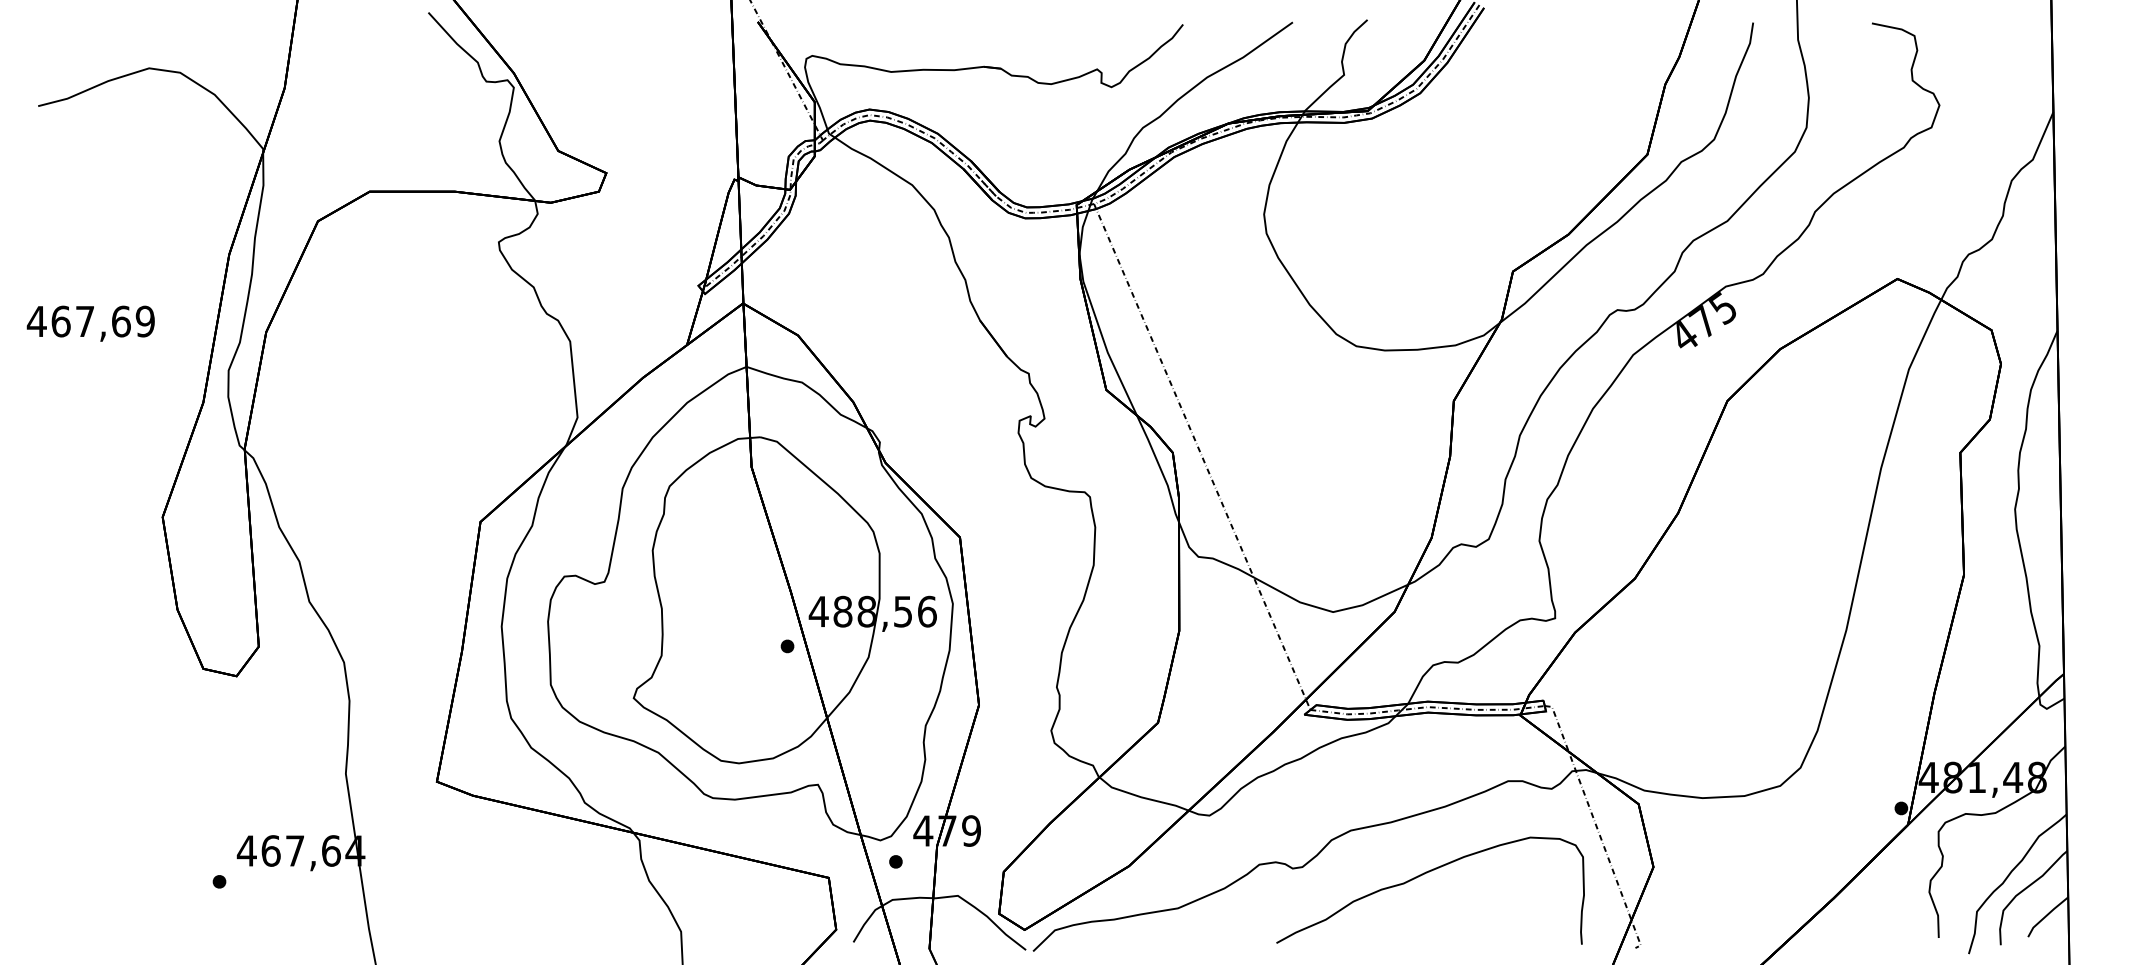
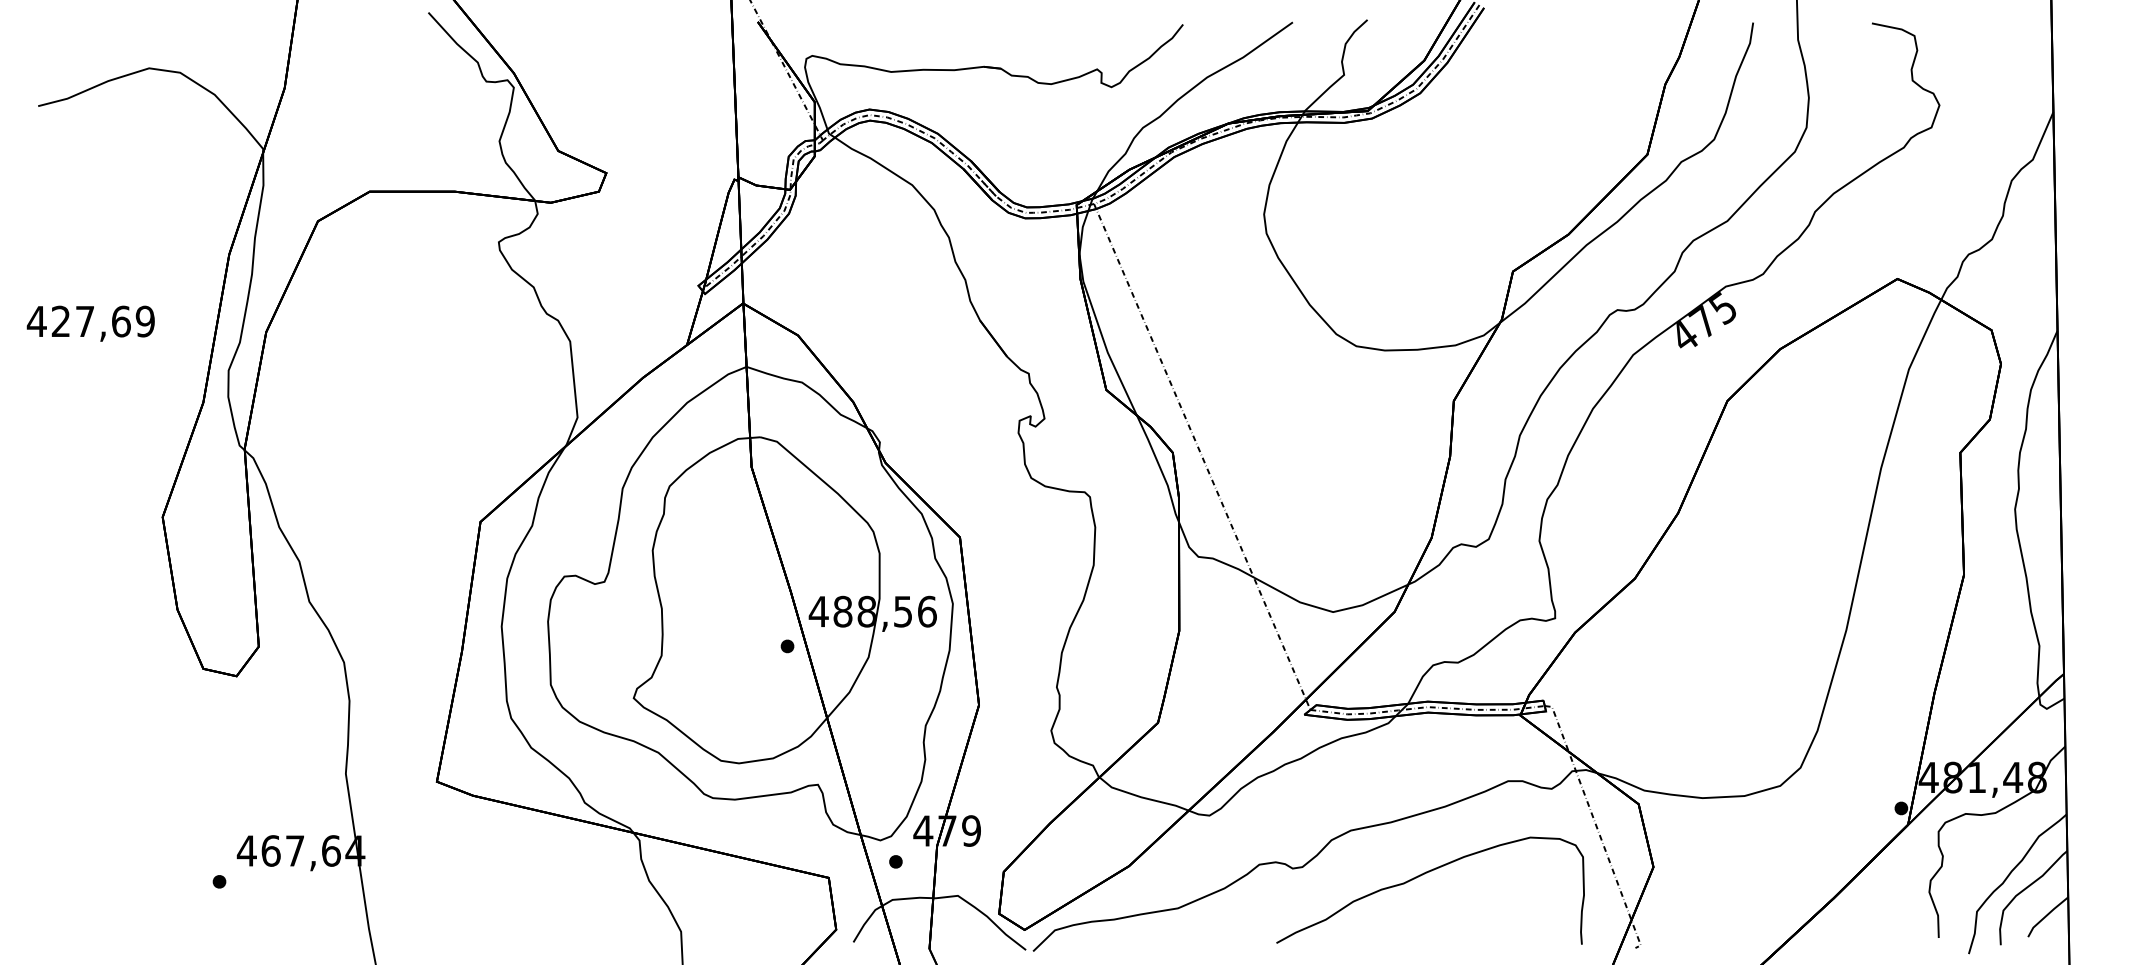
text: 467,69 -> 427,69 (60, 321)
